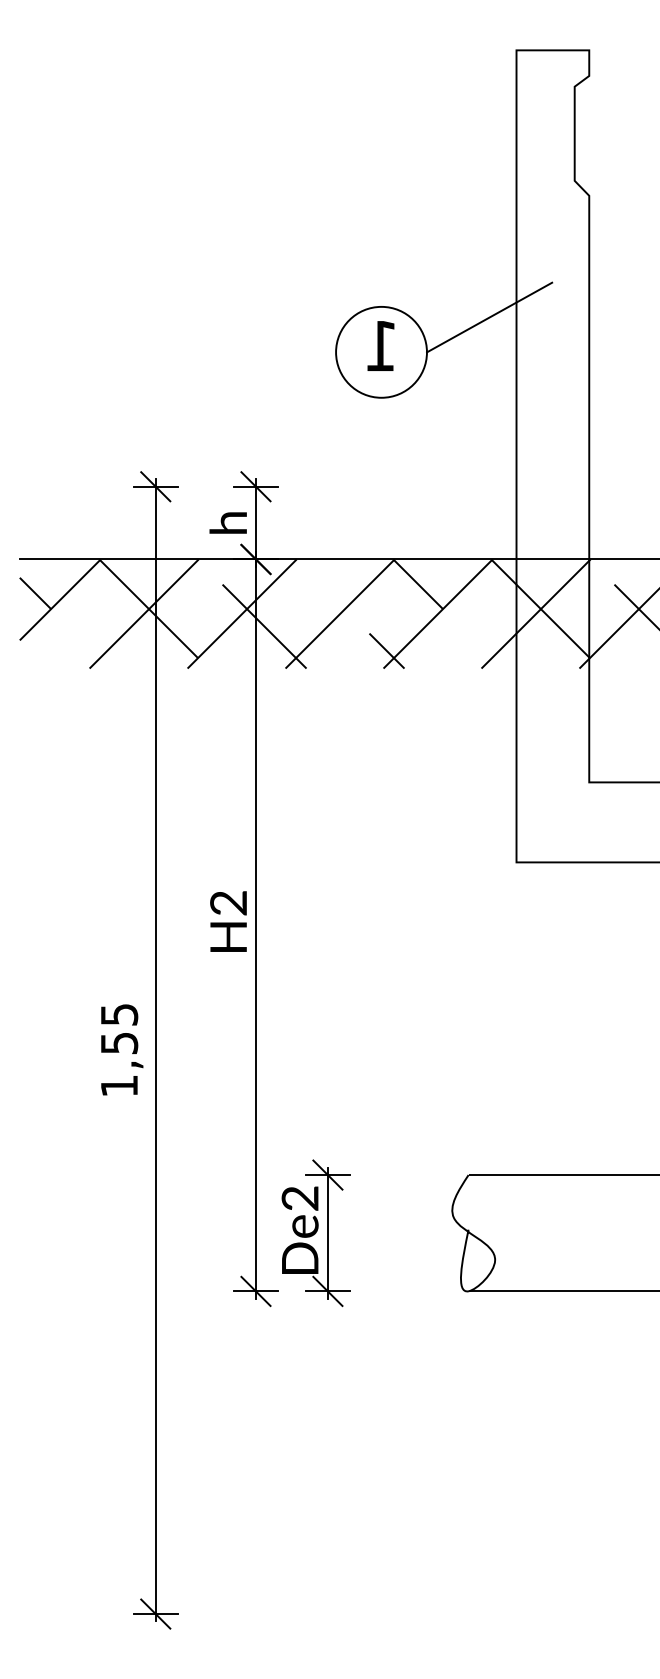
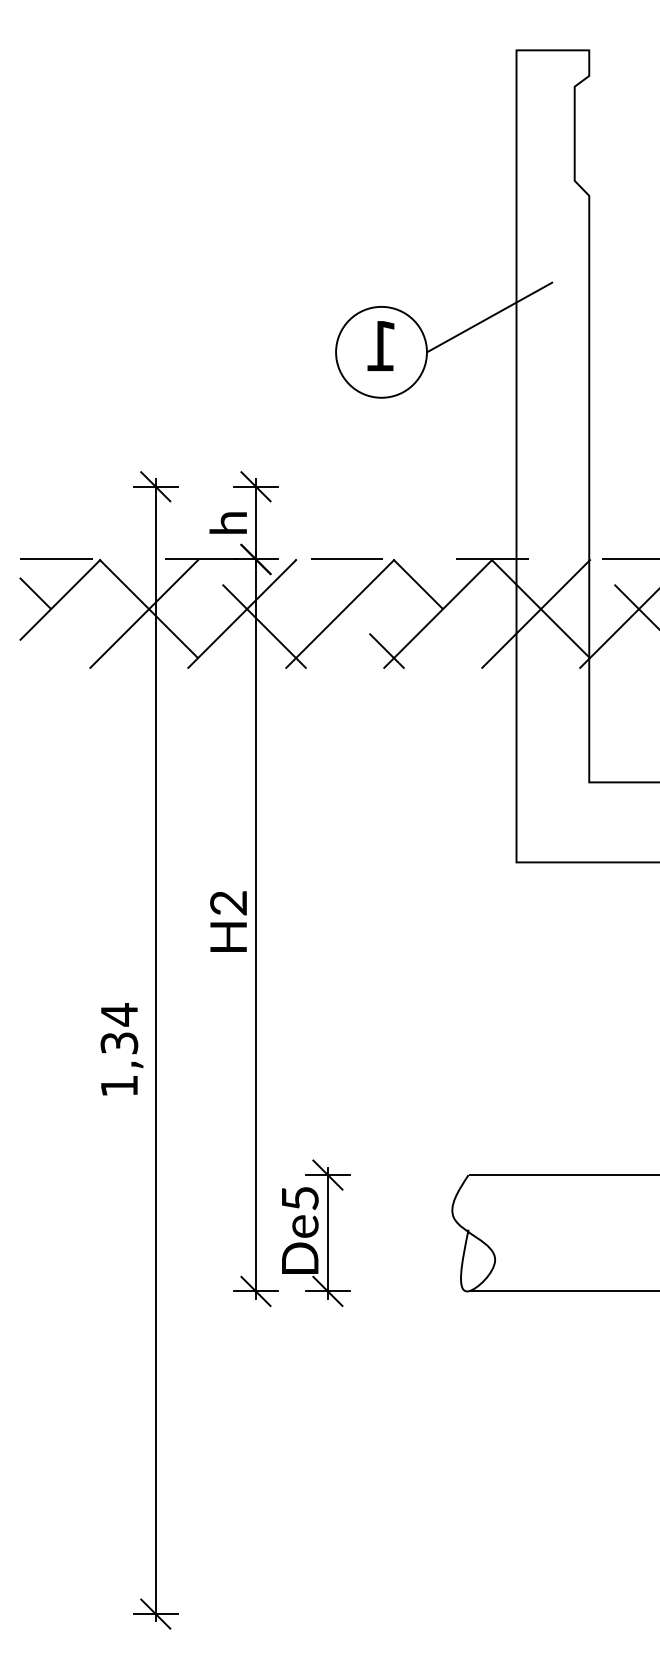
line: solid -> dashed (339, 559)
text: 1,55 -> 1,34 (119, 1028)
text: De2 -> De5 (299, 1198)
